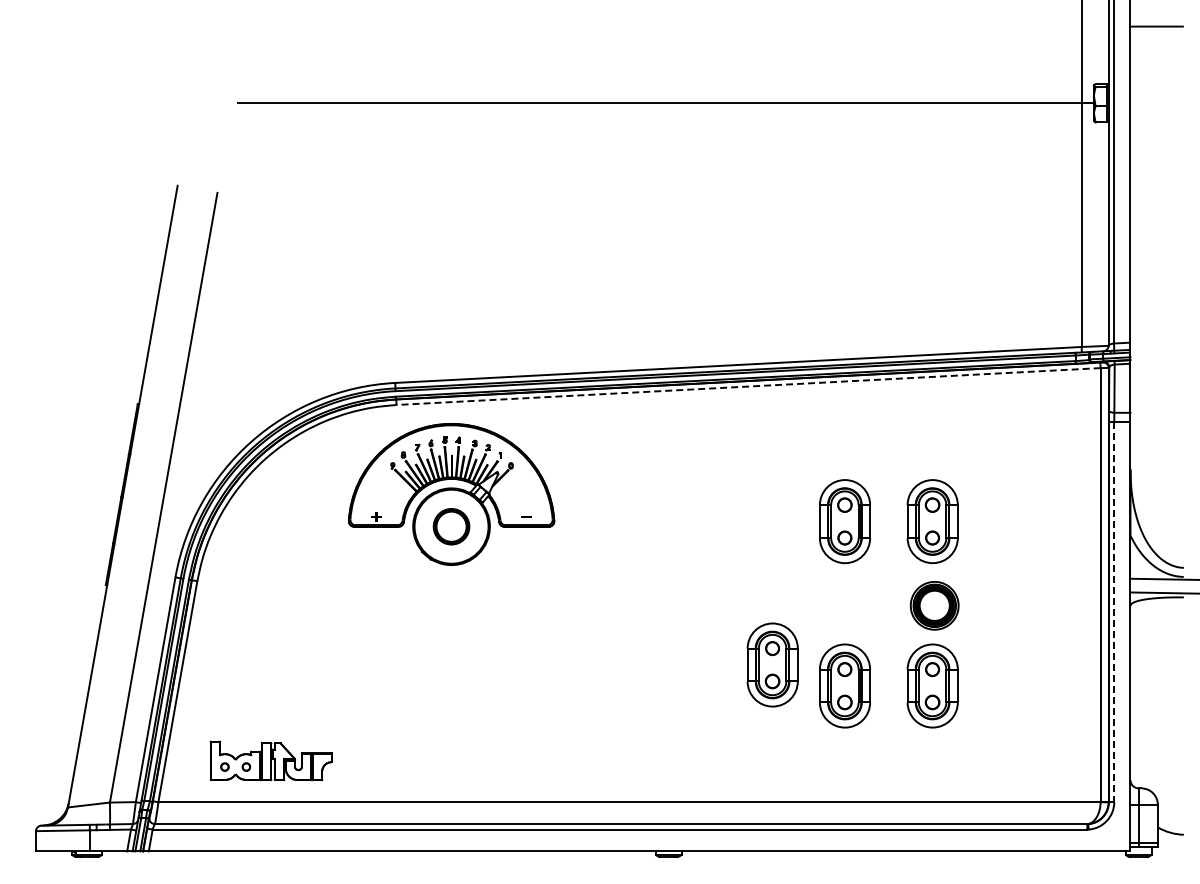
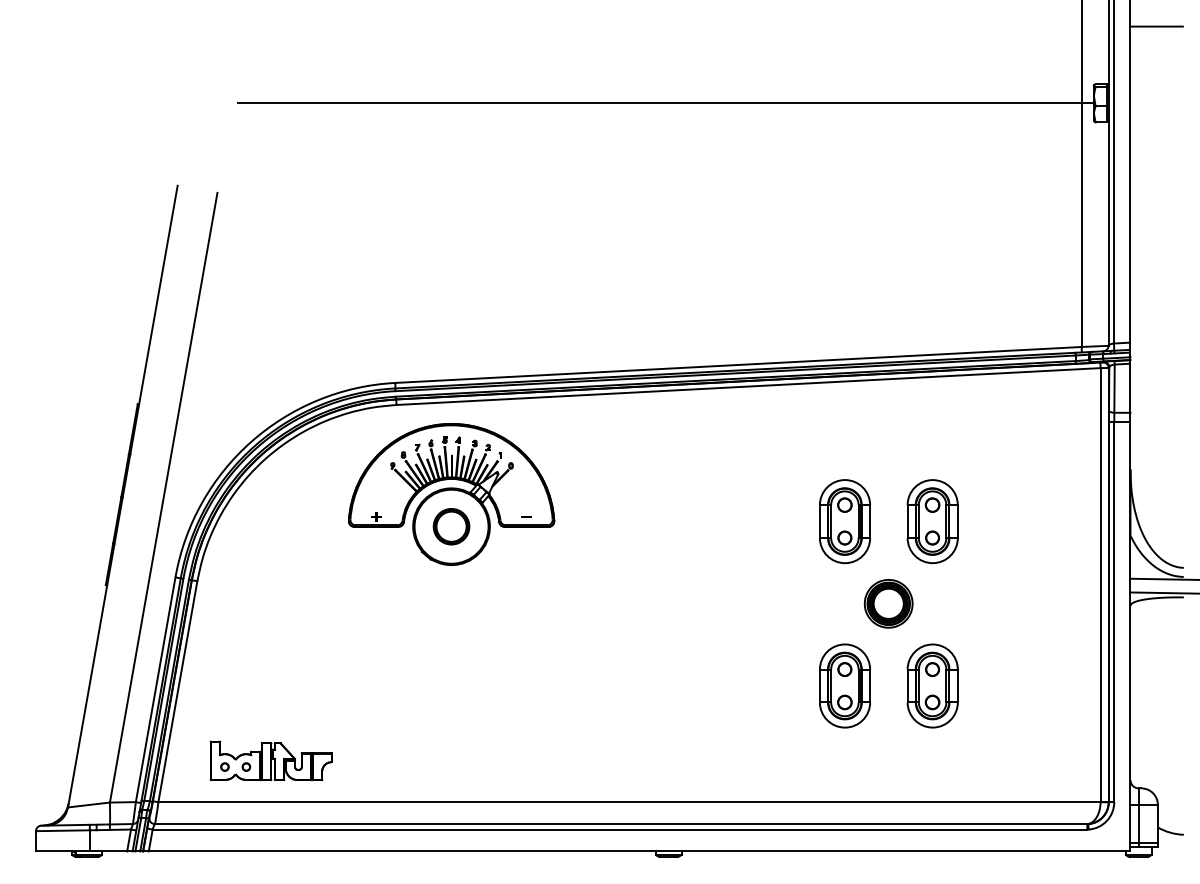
line: dashed -> solid (748, 386)
part position: (934, 605) -> (888, 603) (888, 603)
line: dashed -> solid (1114, 612)
part: present -> none (772, 664)
